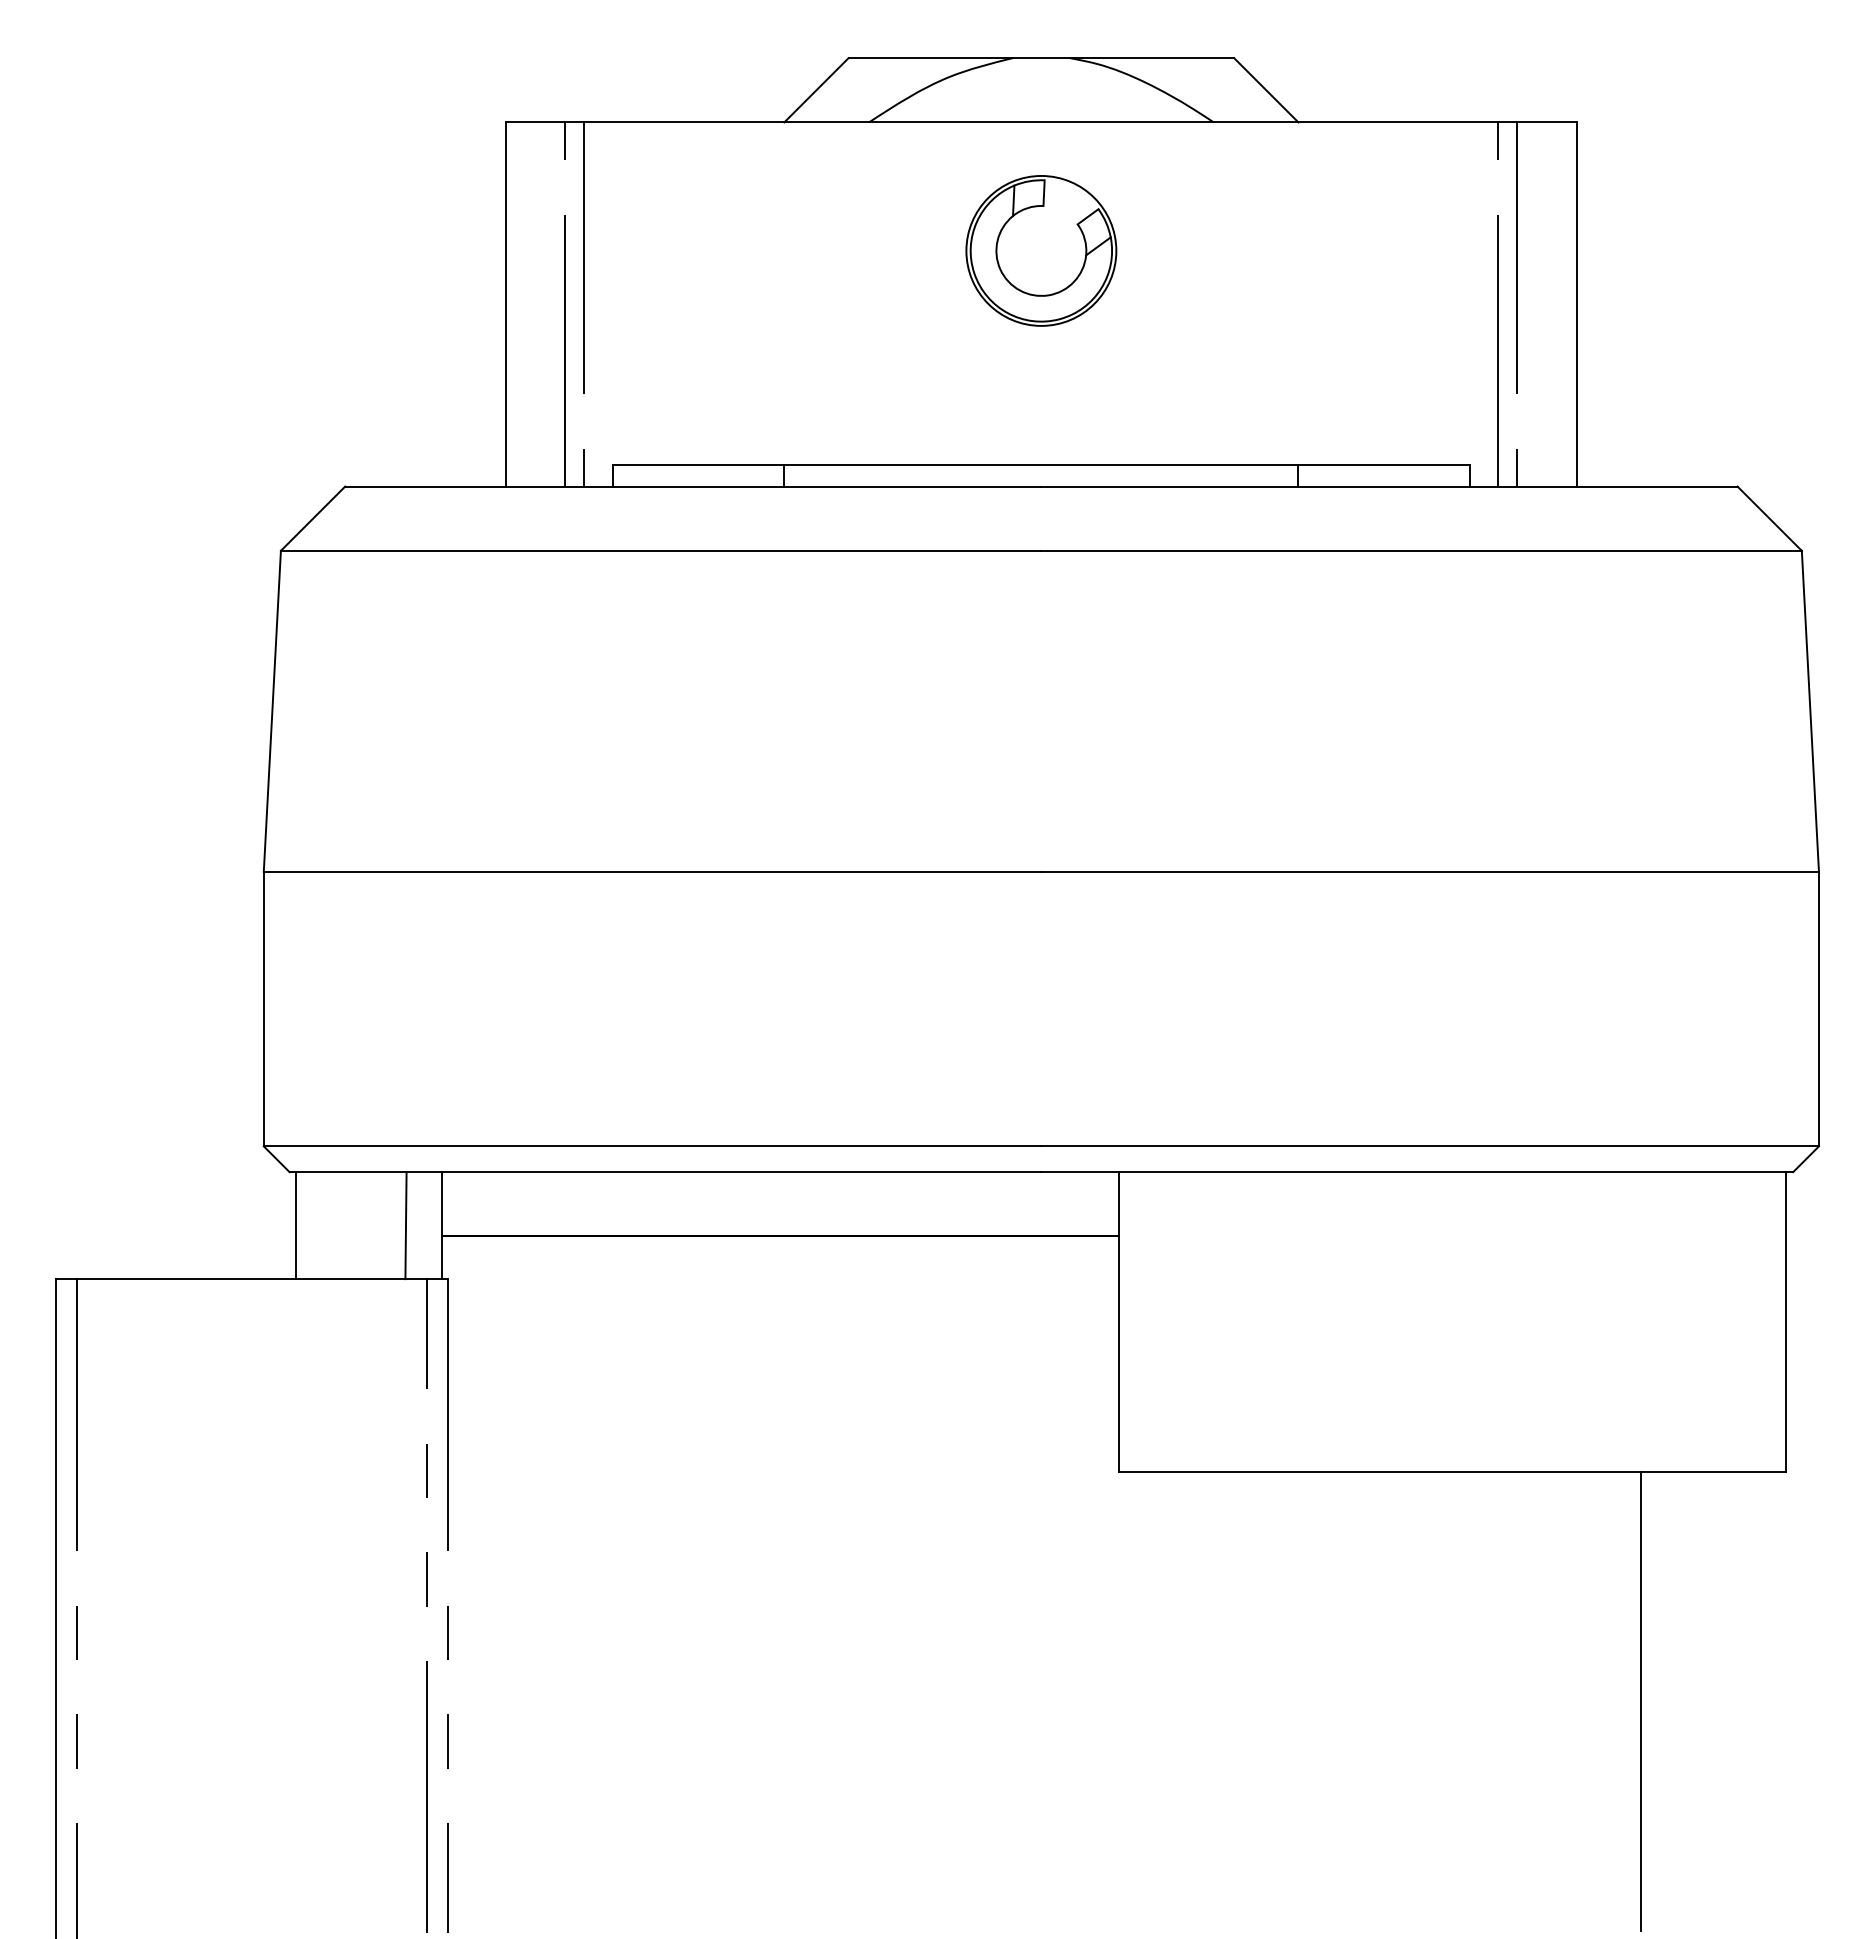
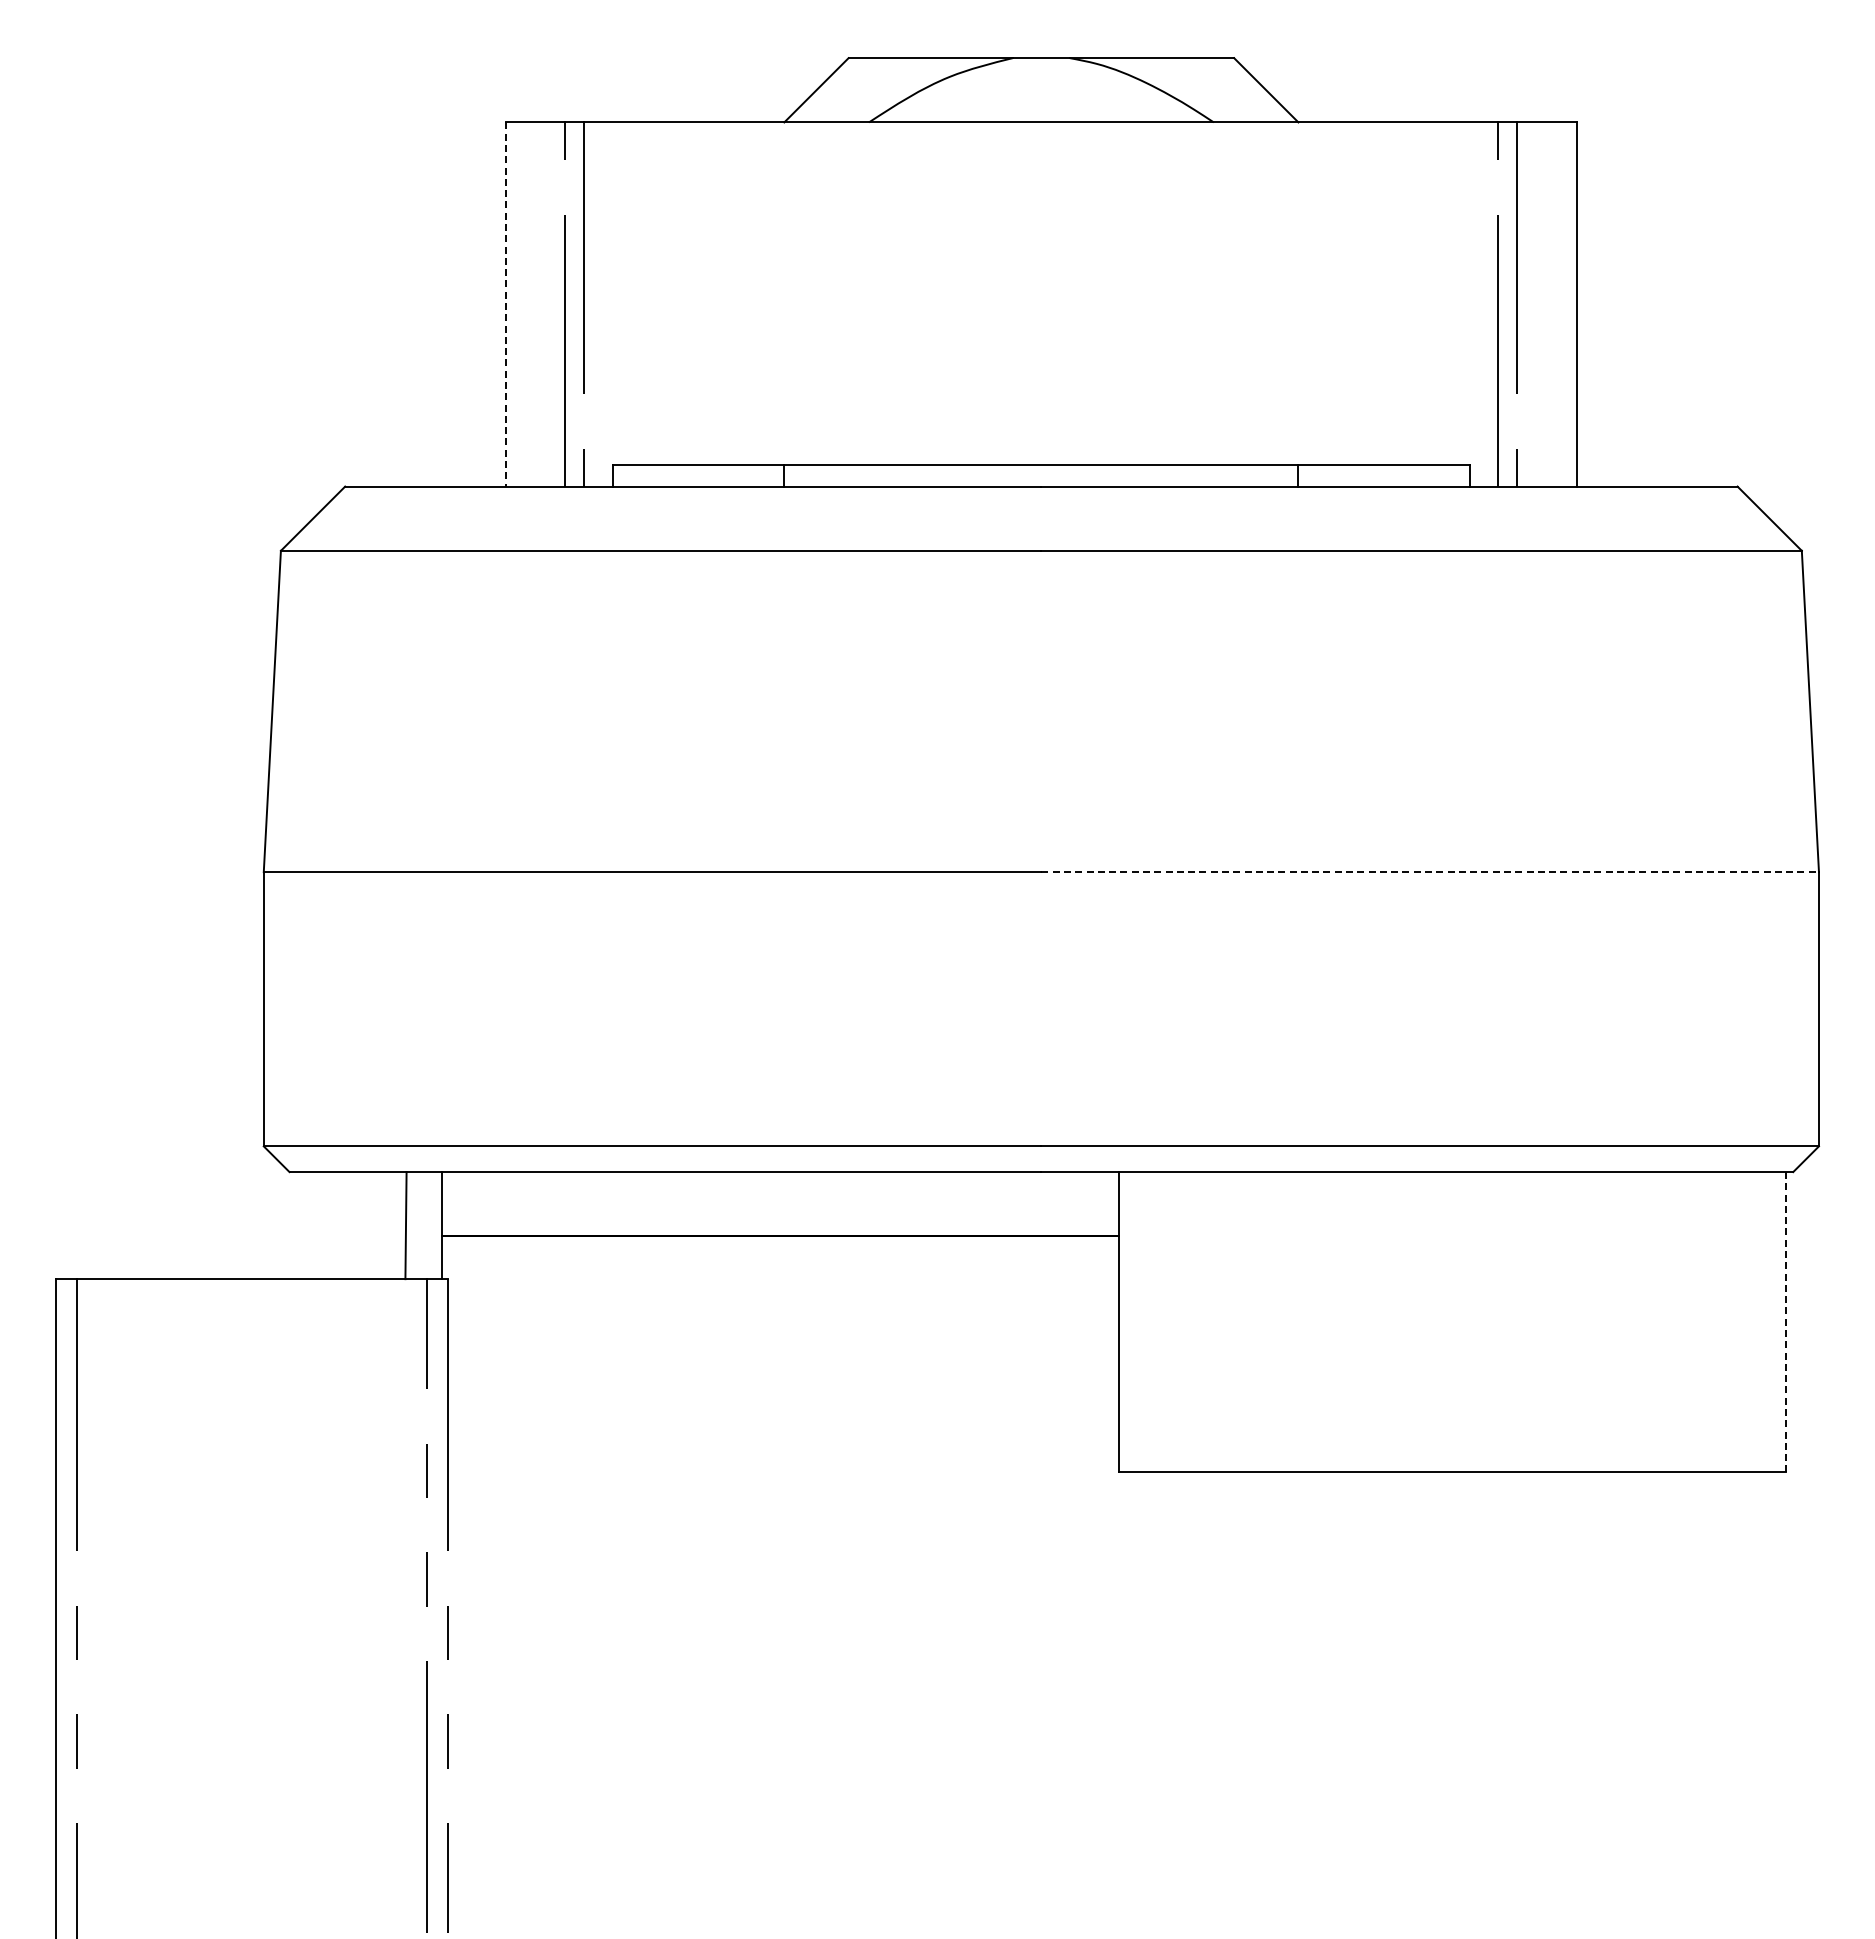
part: present -> none (1041, 250)
line: solid -> dashed (505, 305)
line: solid -> dashed (1430, 872)
line: present -> none (295, 1225)
line: solid -> dashed (1786, 1322)
line: present -> none (1641, 1701)
